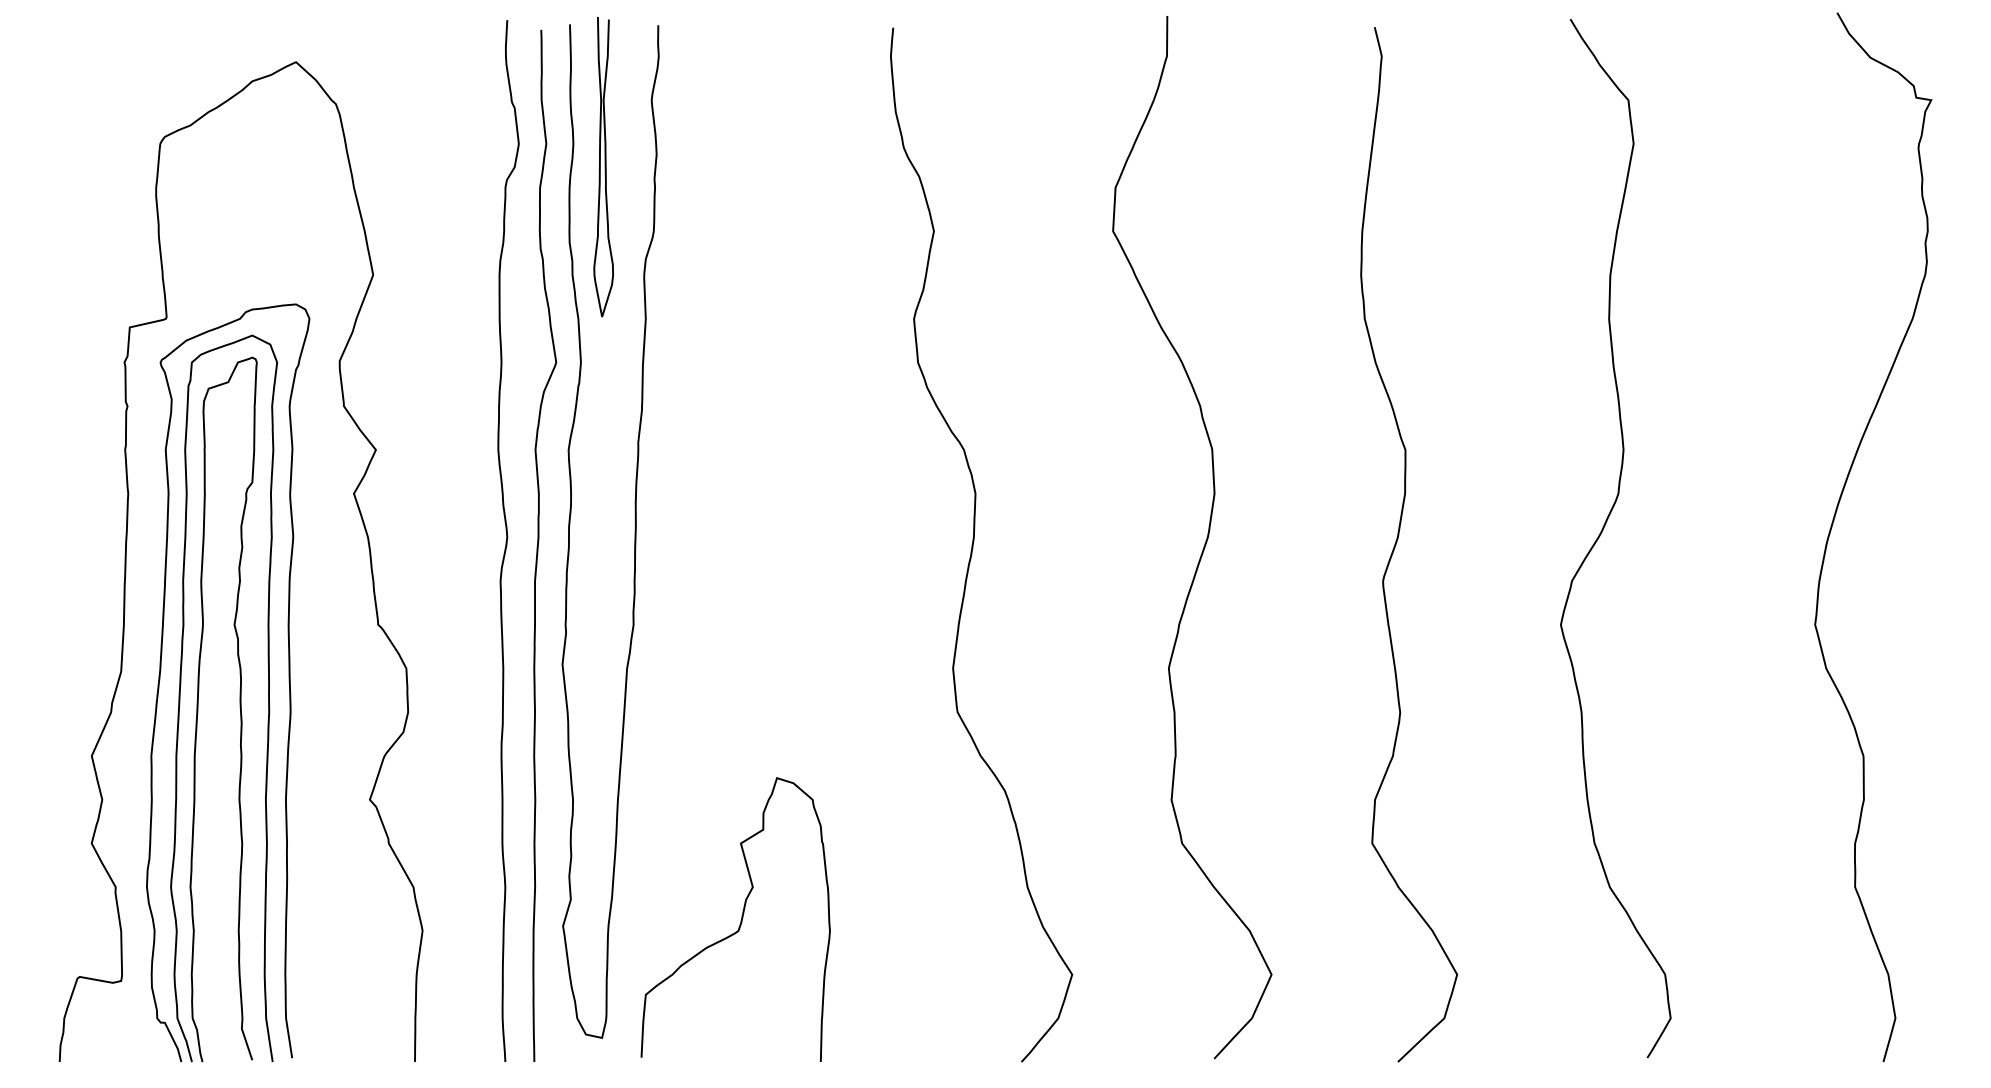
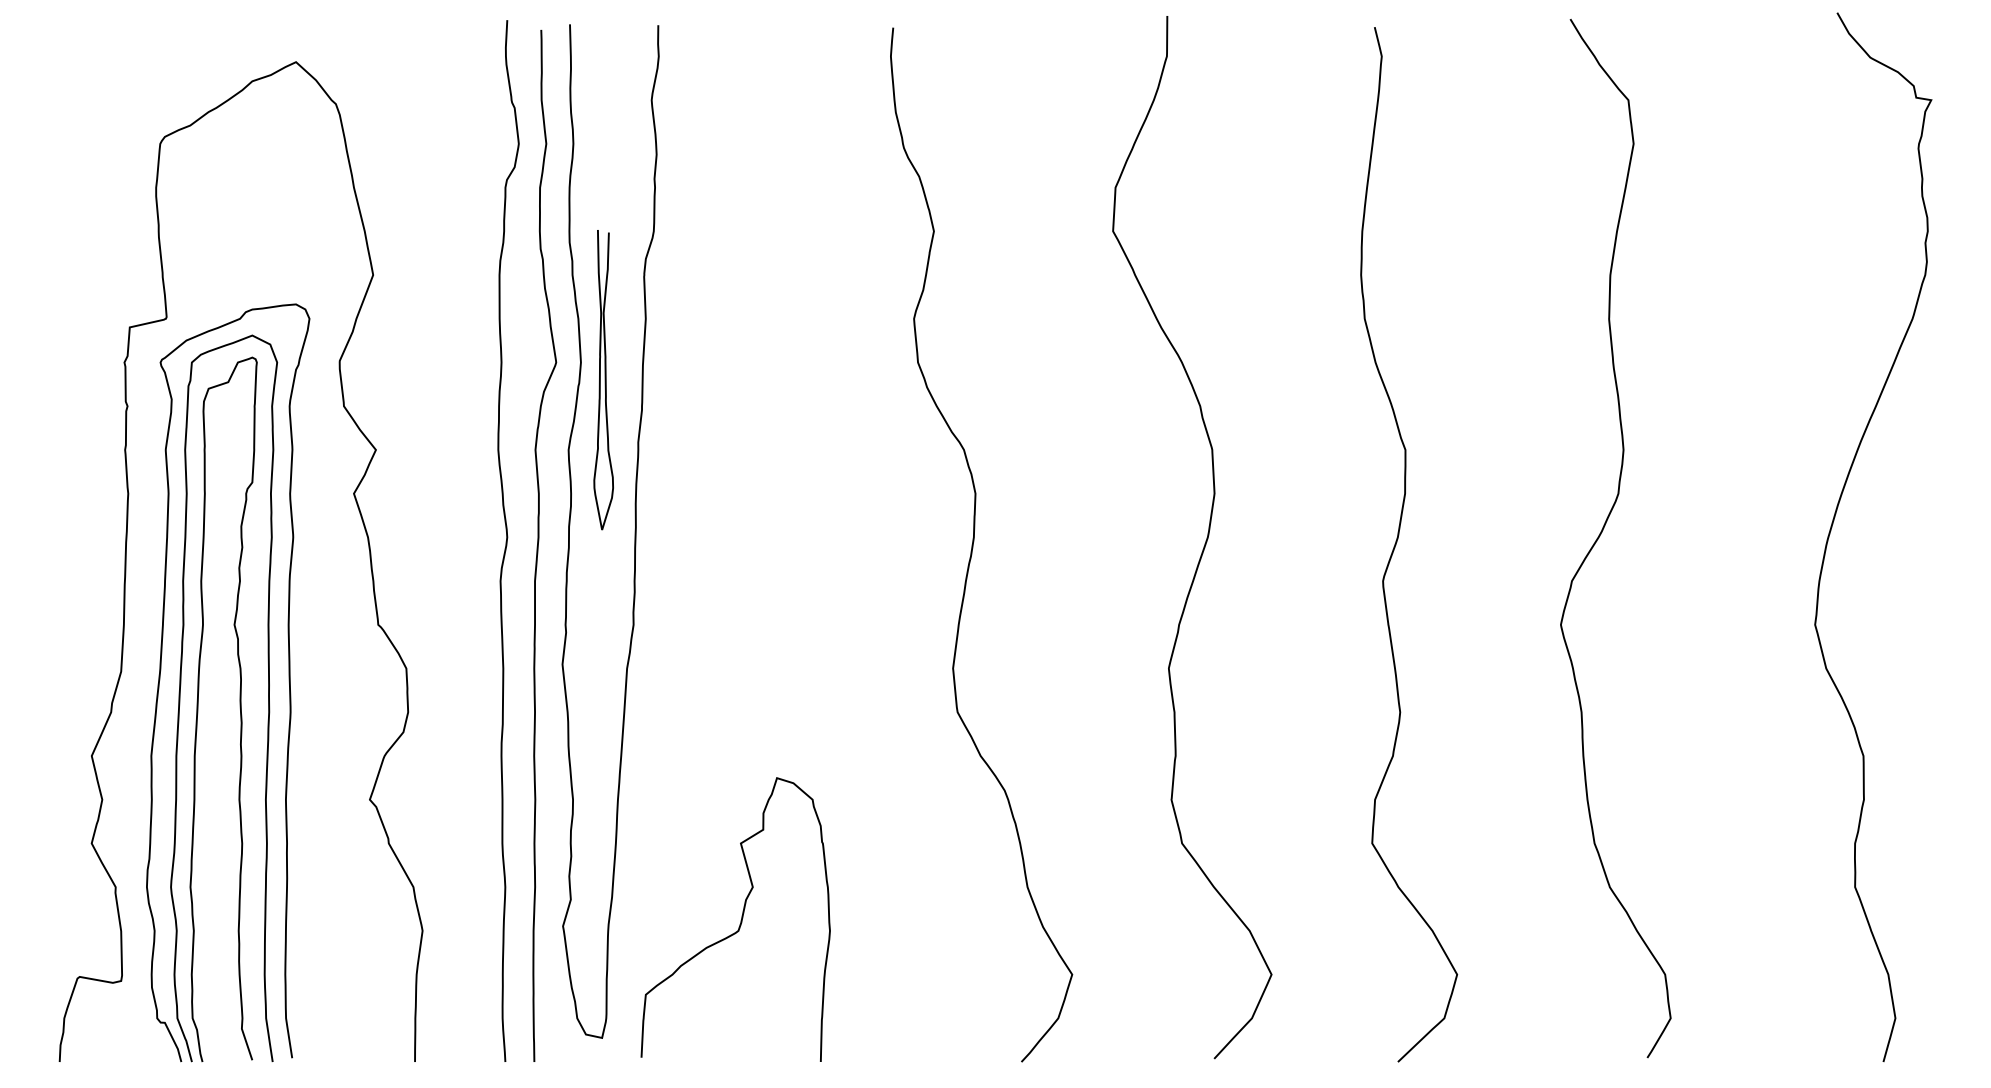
curve position: (604, 167) -> (604, 380) (604, 380)
